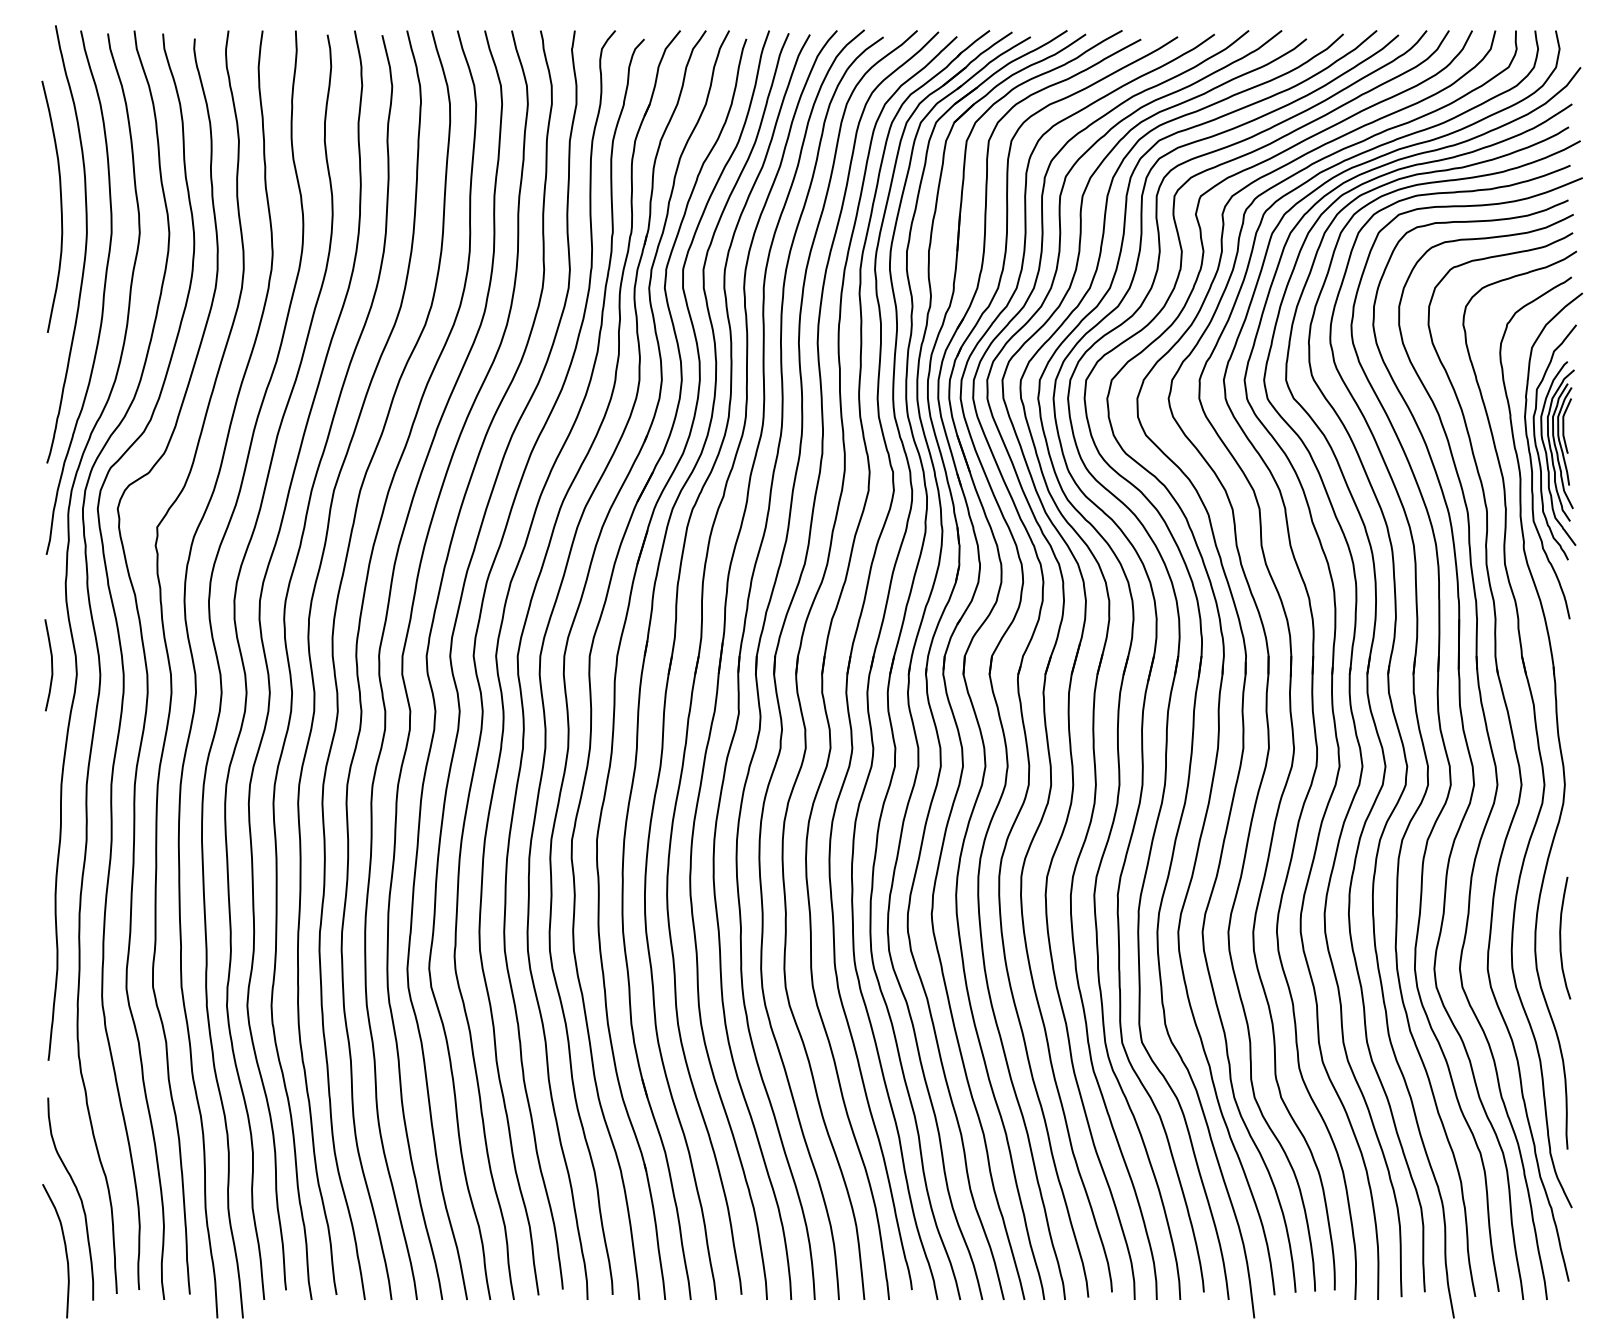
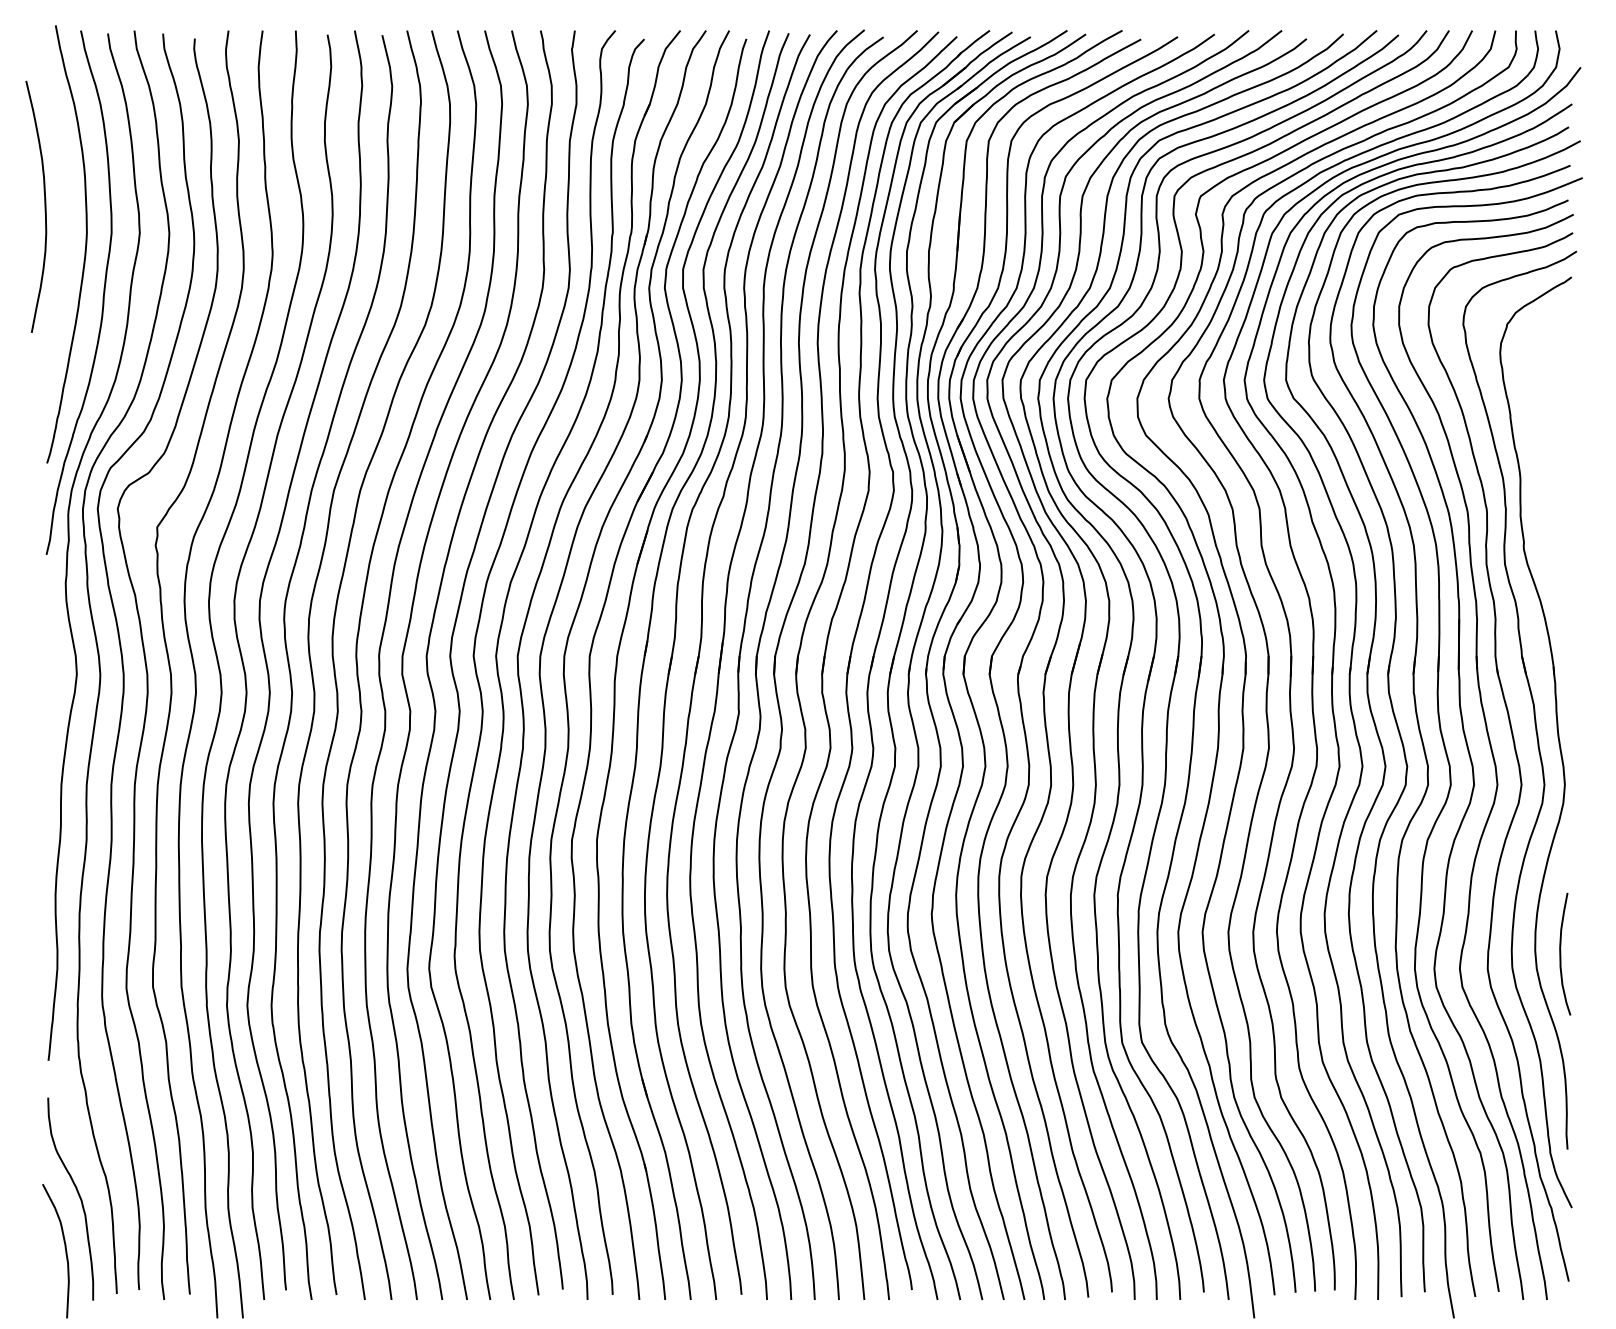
curve position: (60, 206) -> (44, 206) (44, 206)
part: present -> none (1553, 455)
curve: present -> none (51, 665)
curve position: (1561, 937) -> (1561, 953) (1561, 953)
